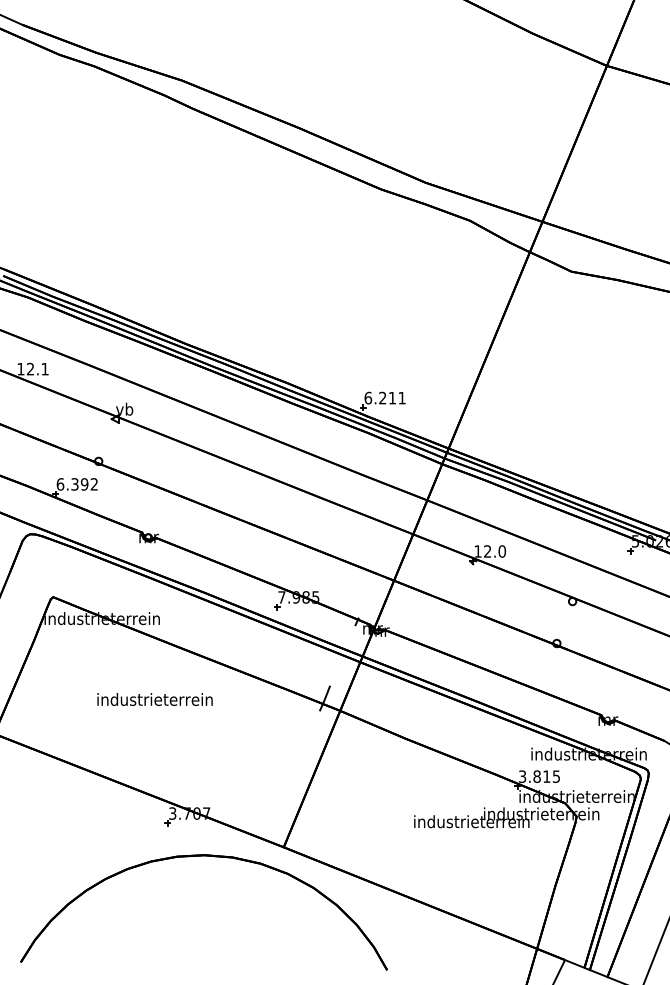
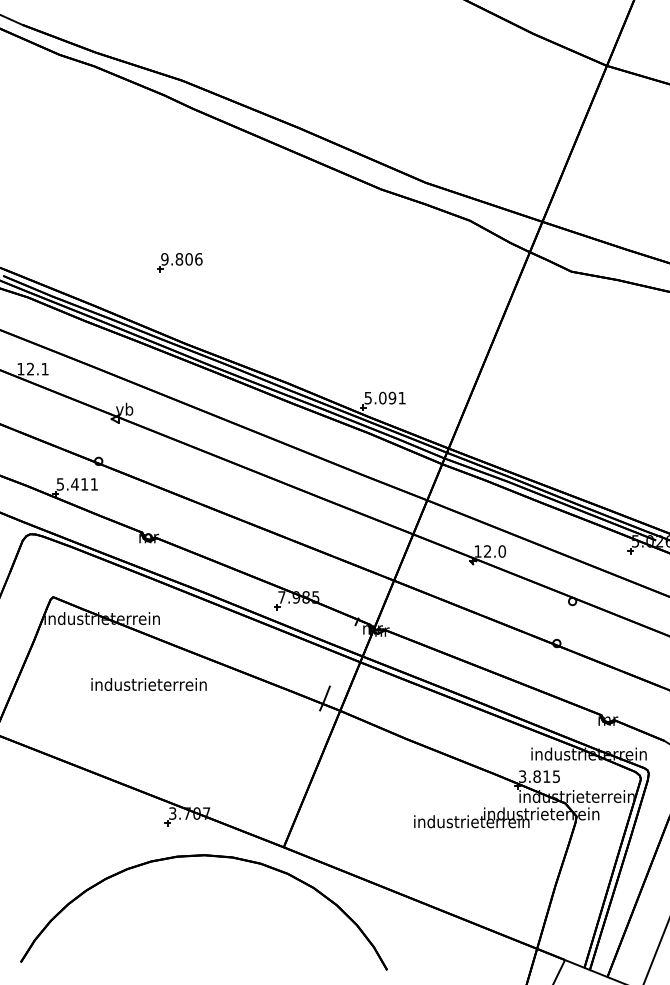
part: none -> present (179, 262)
text: 6.211 -> 5.091 (380, 397)
text: 6.392 -> 5.411 (76, 484)
text position: (154, 699) -> (148, 684) (148, 684)
